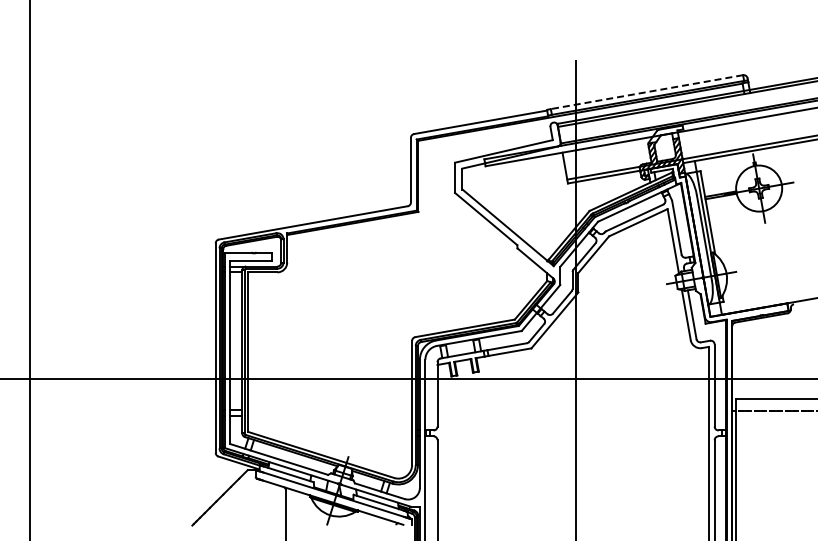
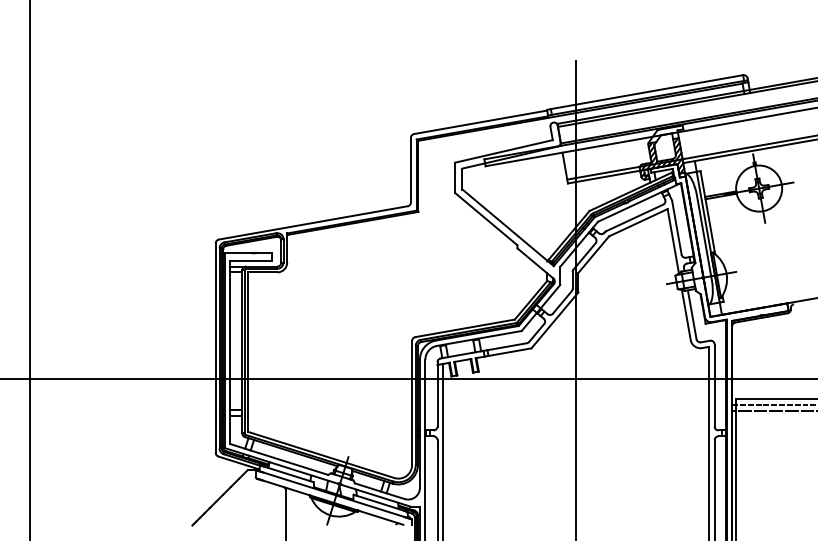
line: dashed -> solid (646, 92)
line: none -> present (773, 405)
line: none -> present (443, 450)
